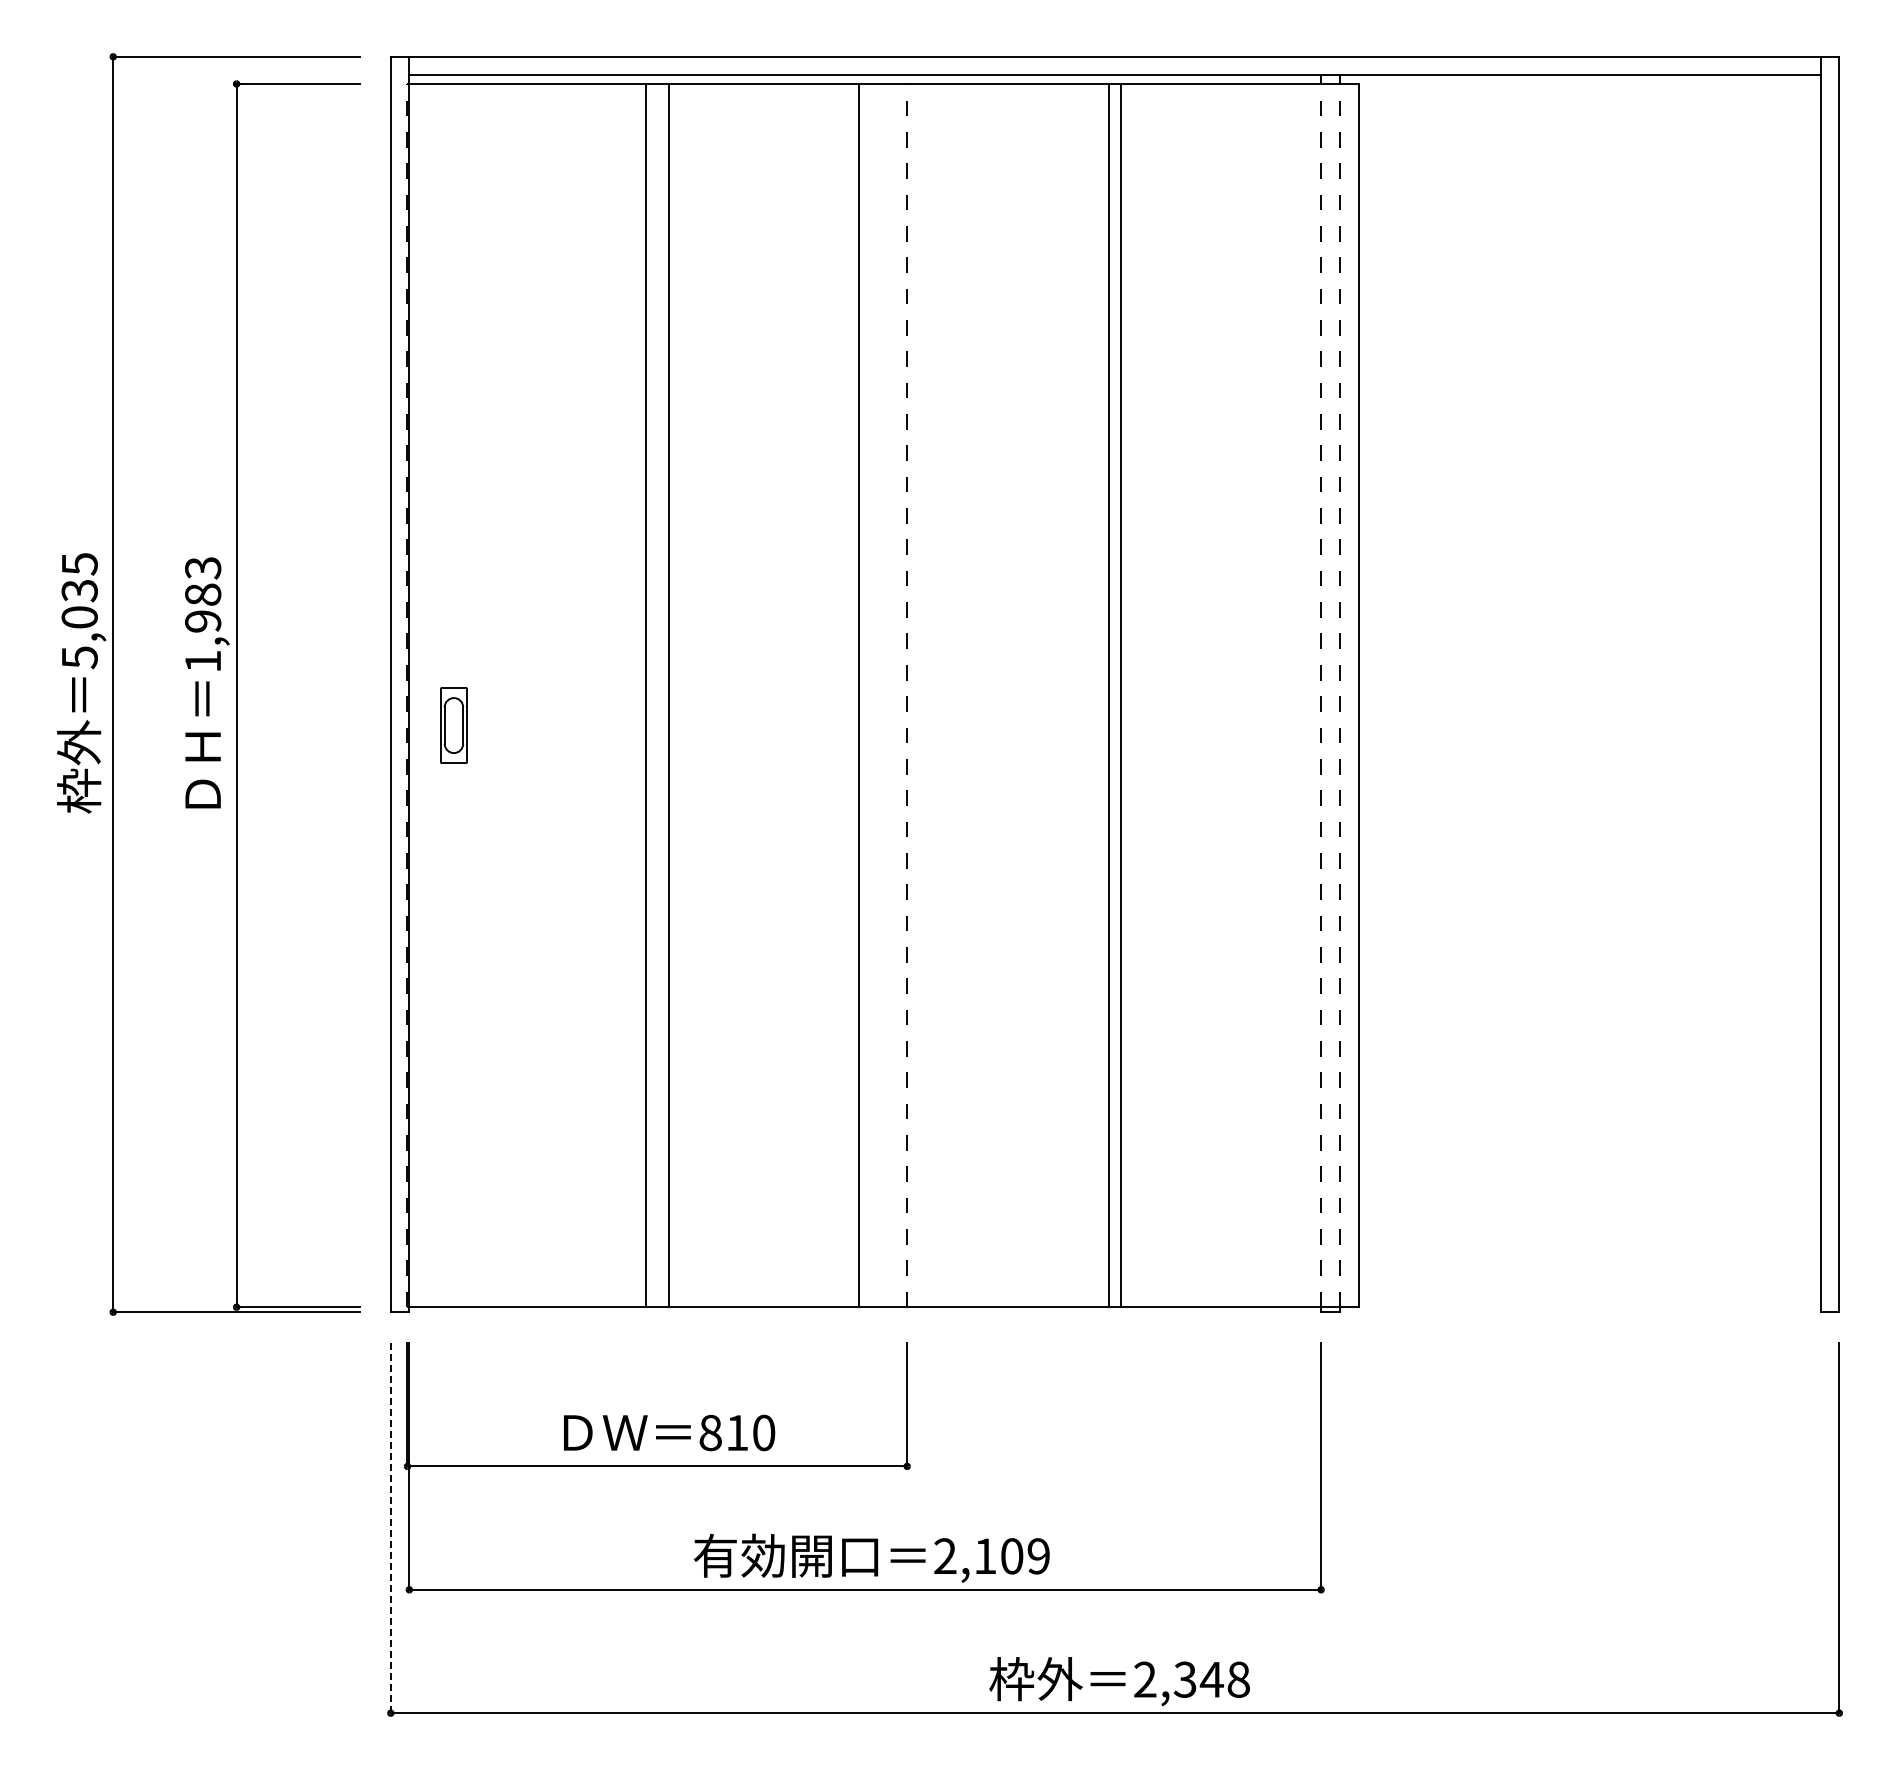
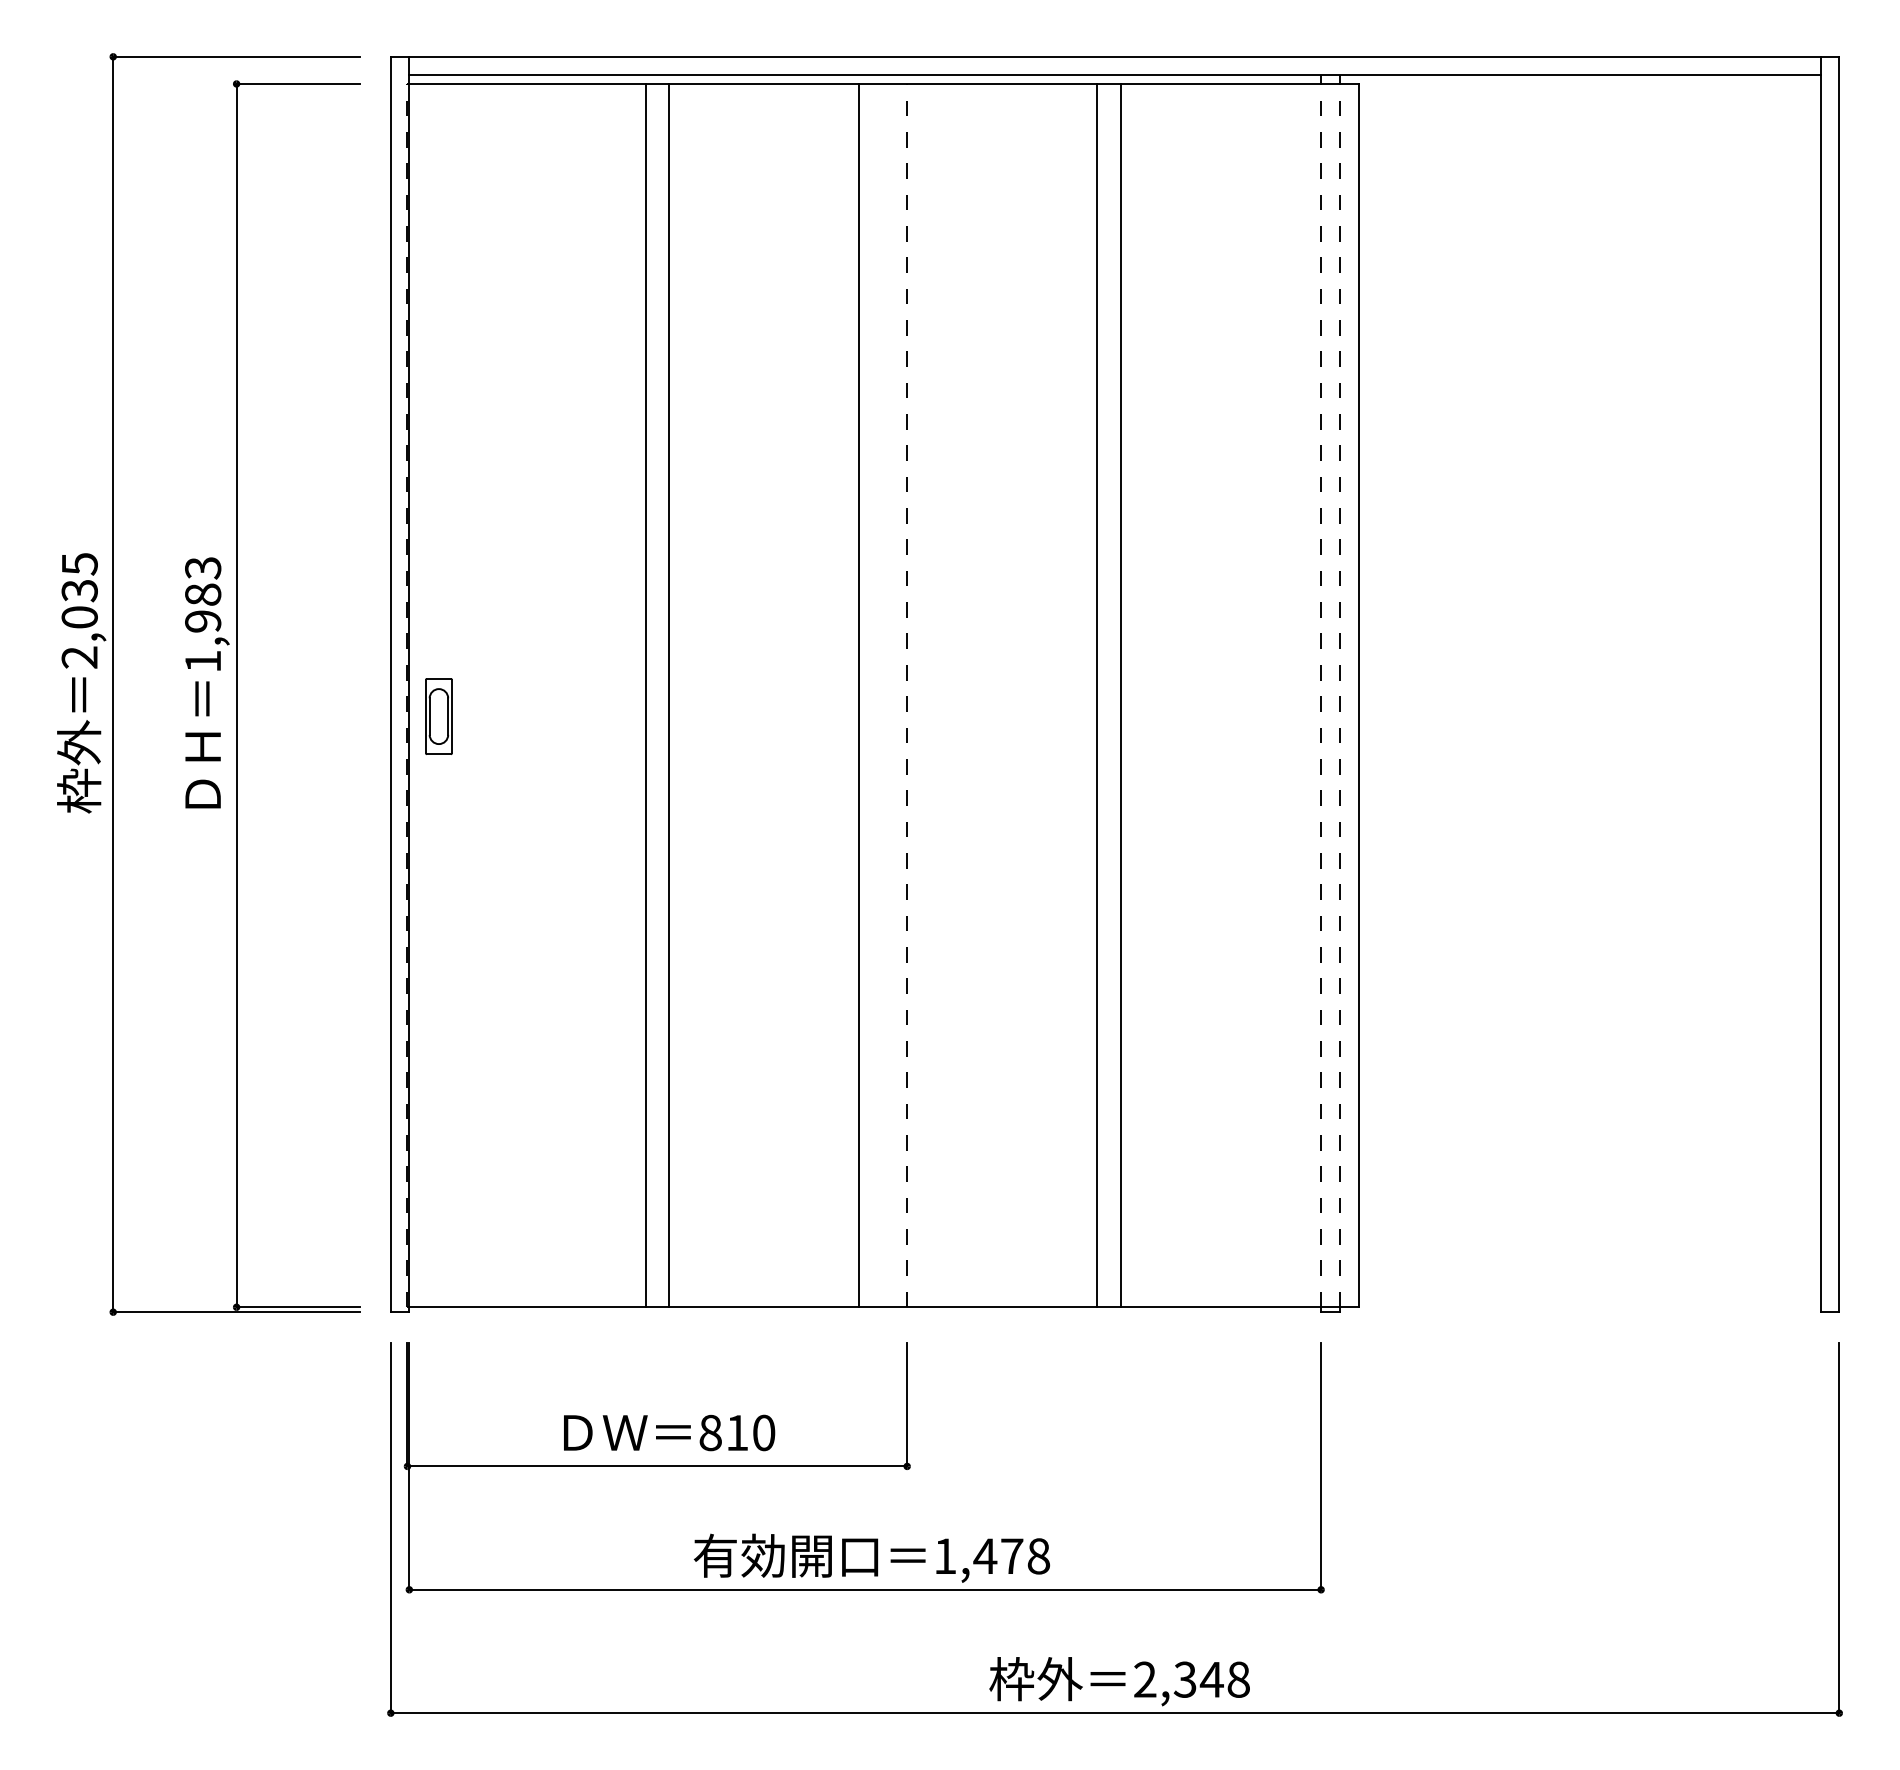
text: 5,035 -> 2,035 (79, 657)
line position: (1109, 695) -> (1097, 695) (1097, 695)
part position: (453, 725) -> (438, 716) (438, 716)
line: dashed -> solid (390, 1527)
text: 2,109 -> 1,478 (992, 1556)
